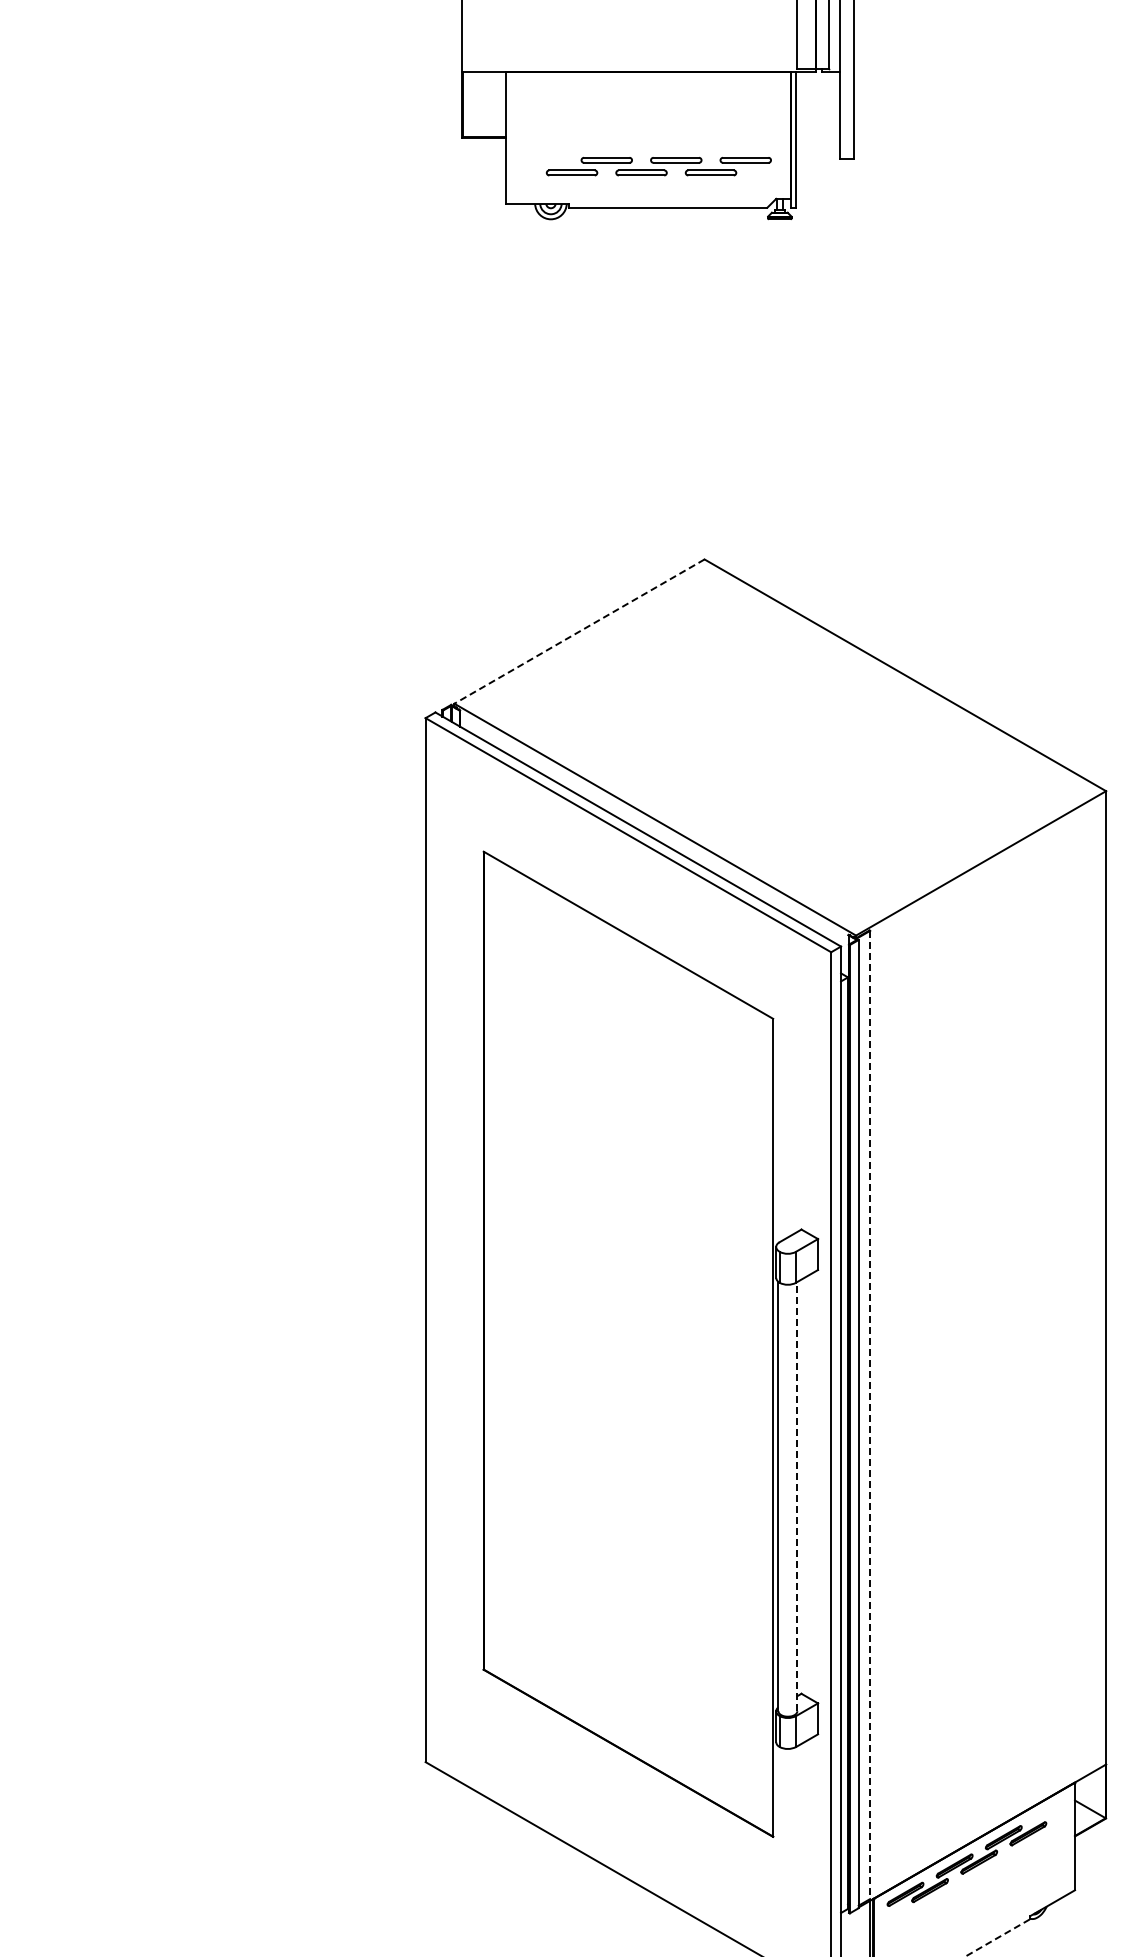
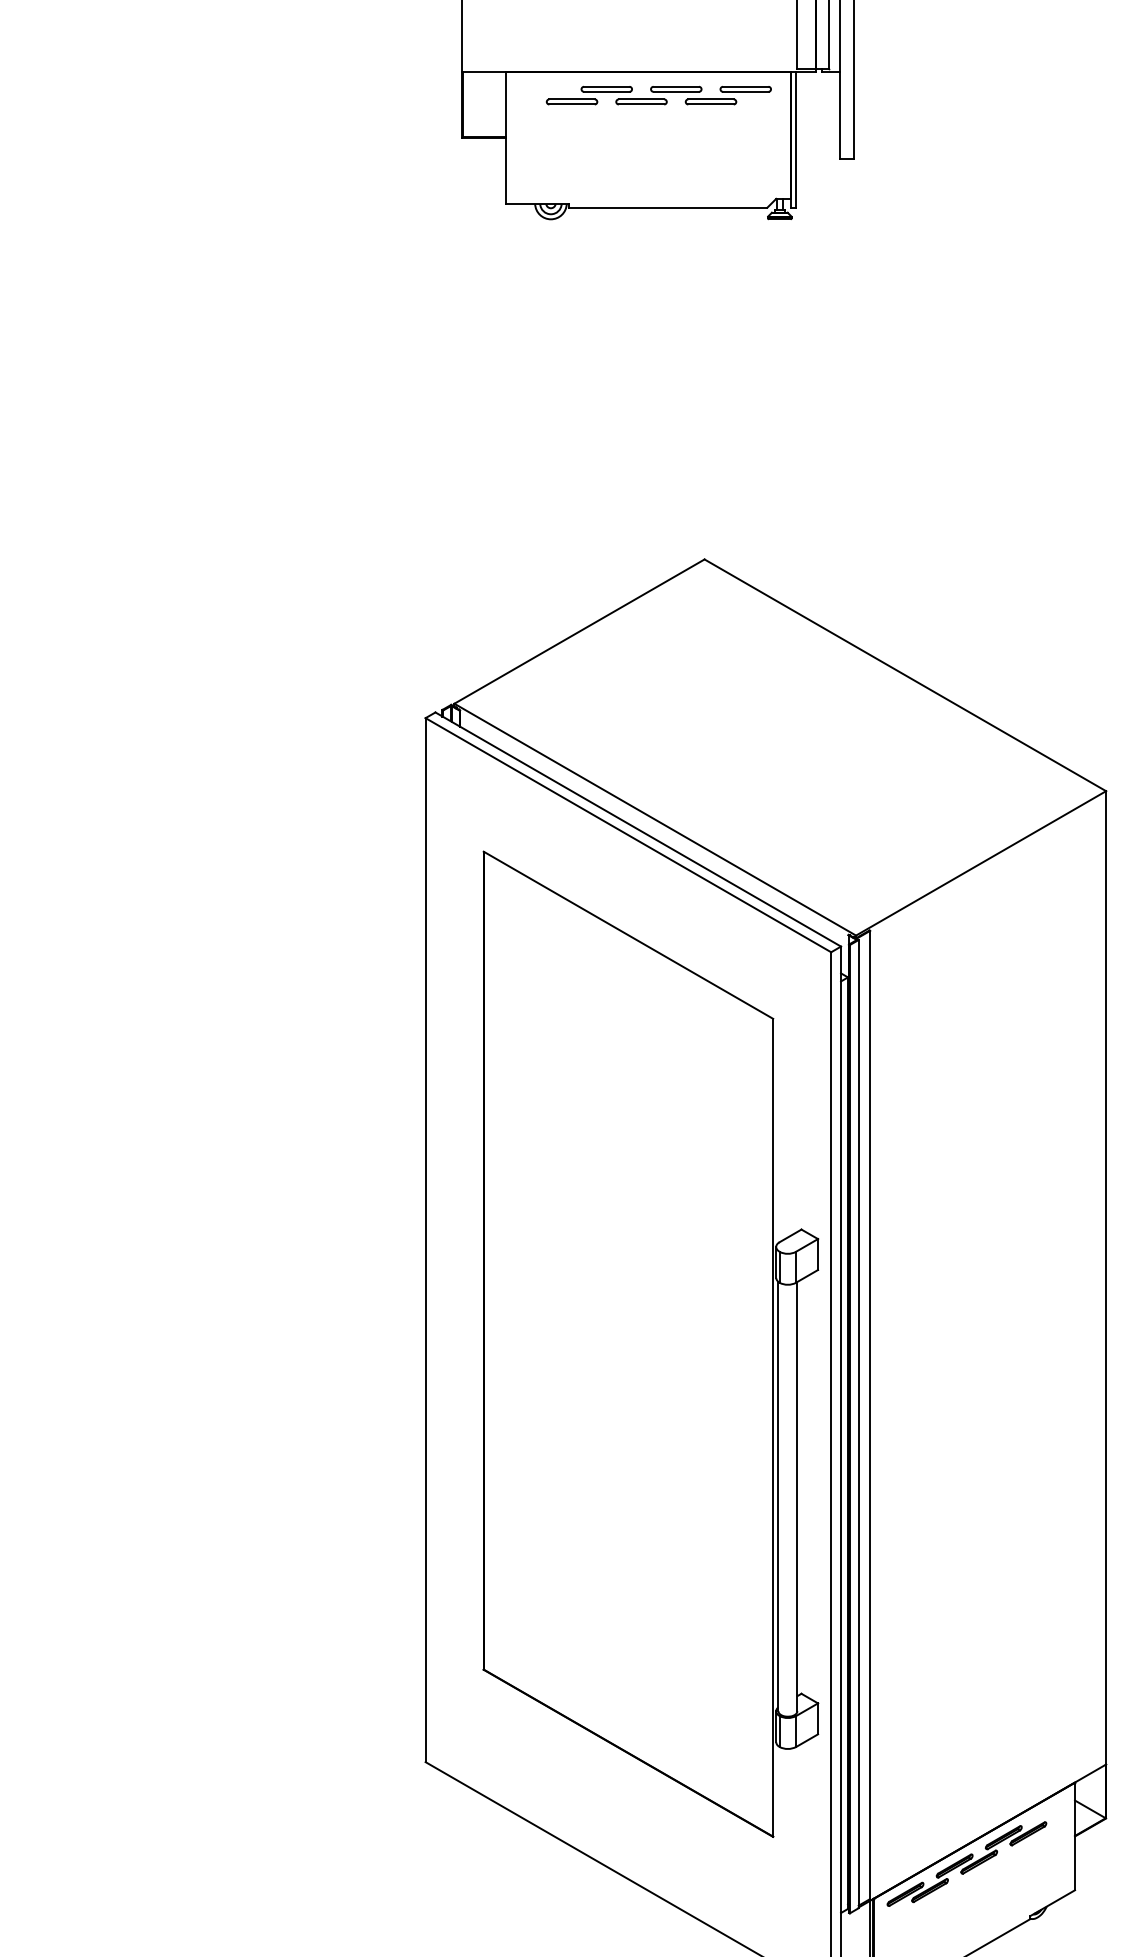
part position: (658, 166) -> (658, 95) (658, 95)
line: dashed -> solid (579, 631)
line: dashed -> solid (870, 1415)
line: dashed -> solid (797, 1496)
line: dashed -> solid (998, 1937)
